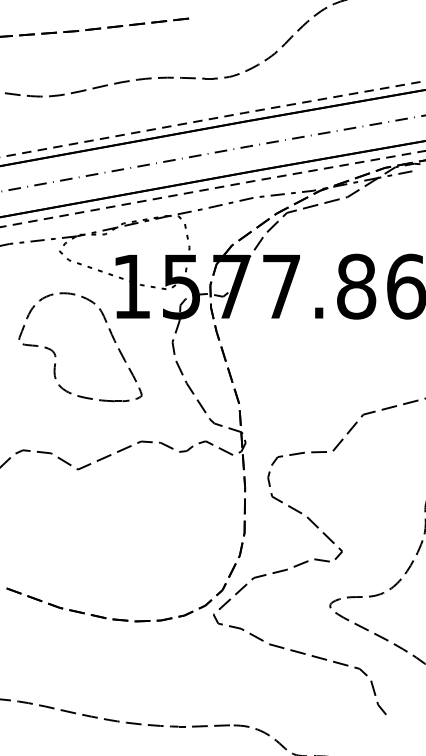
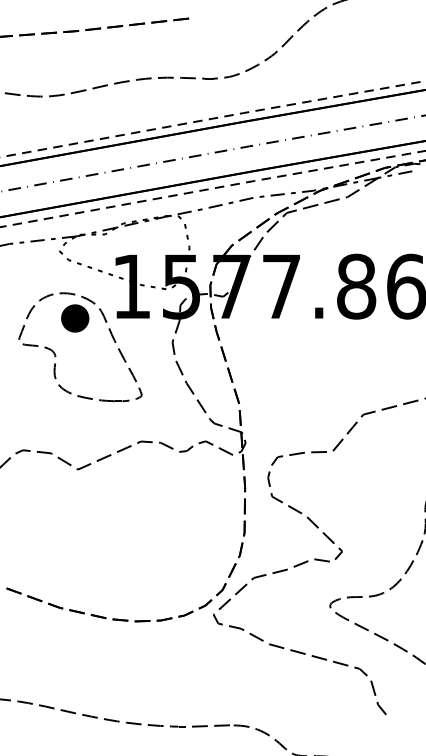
part: none -> present (75, 318)
